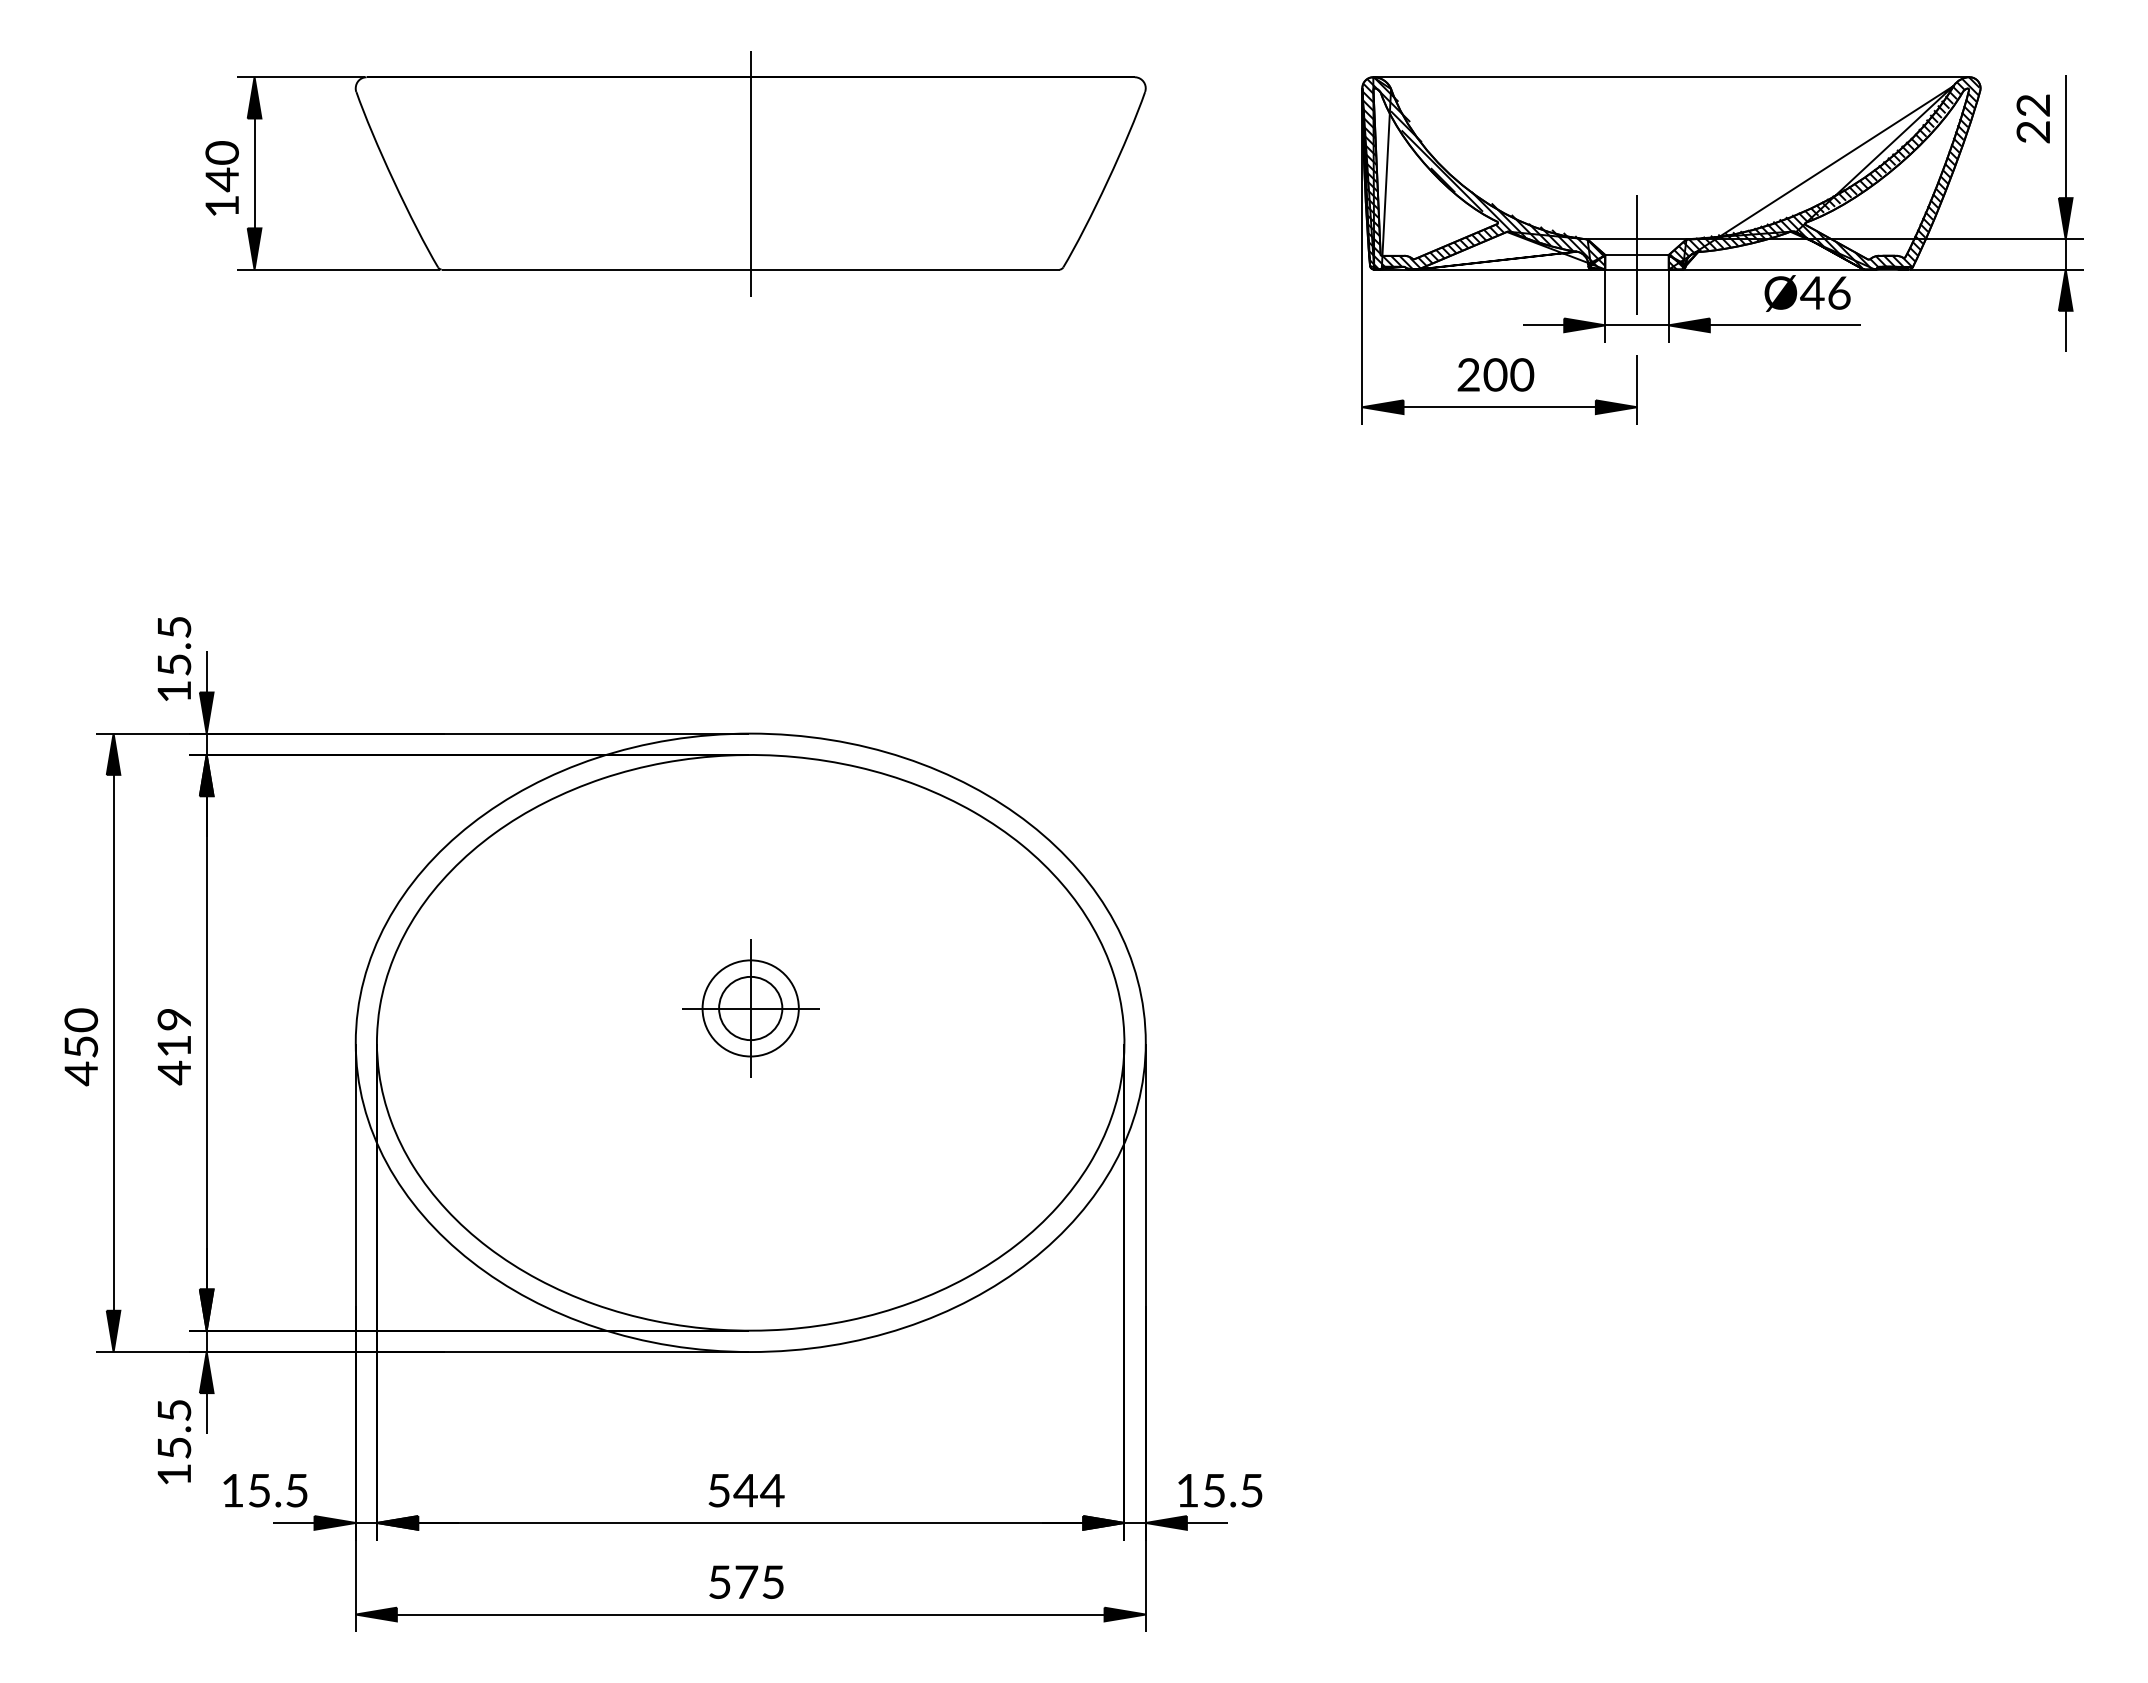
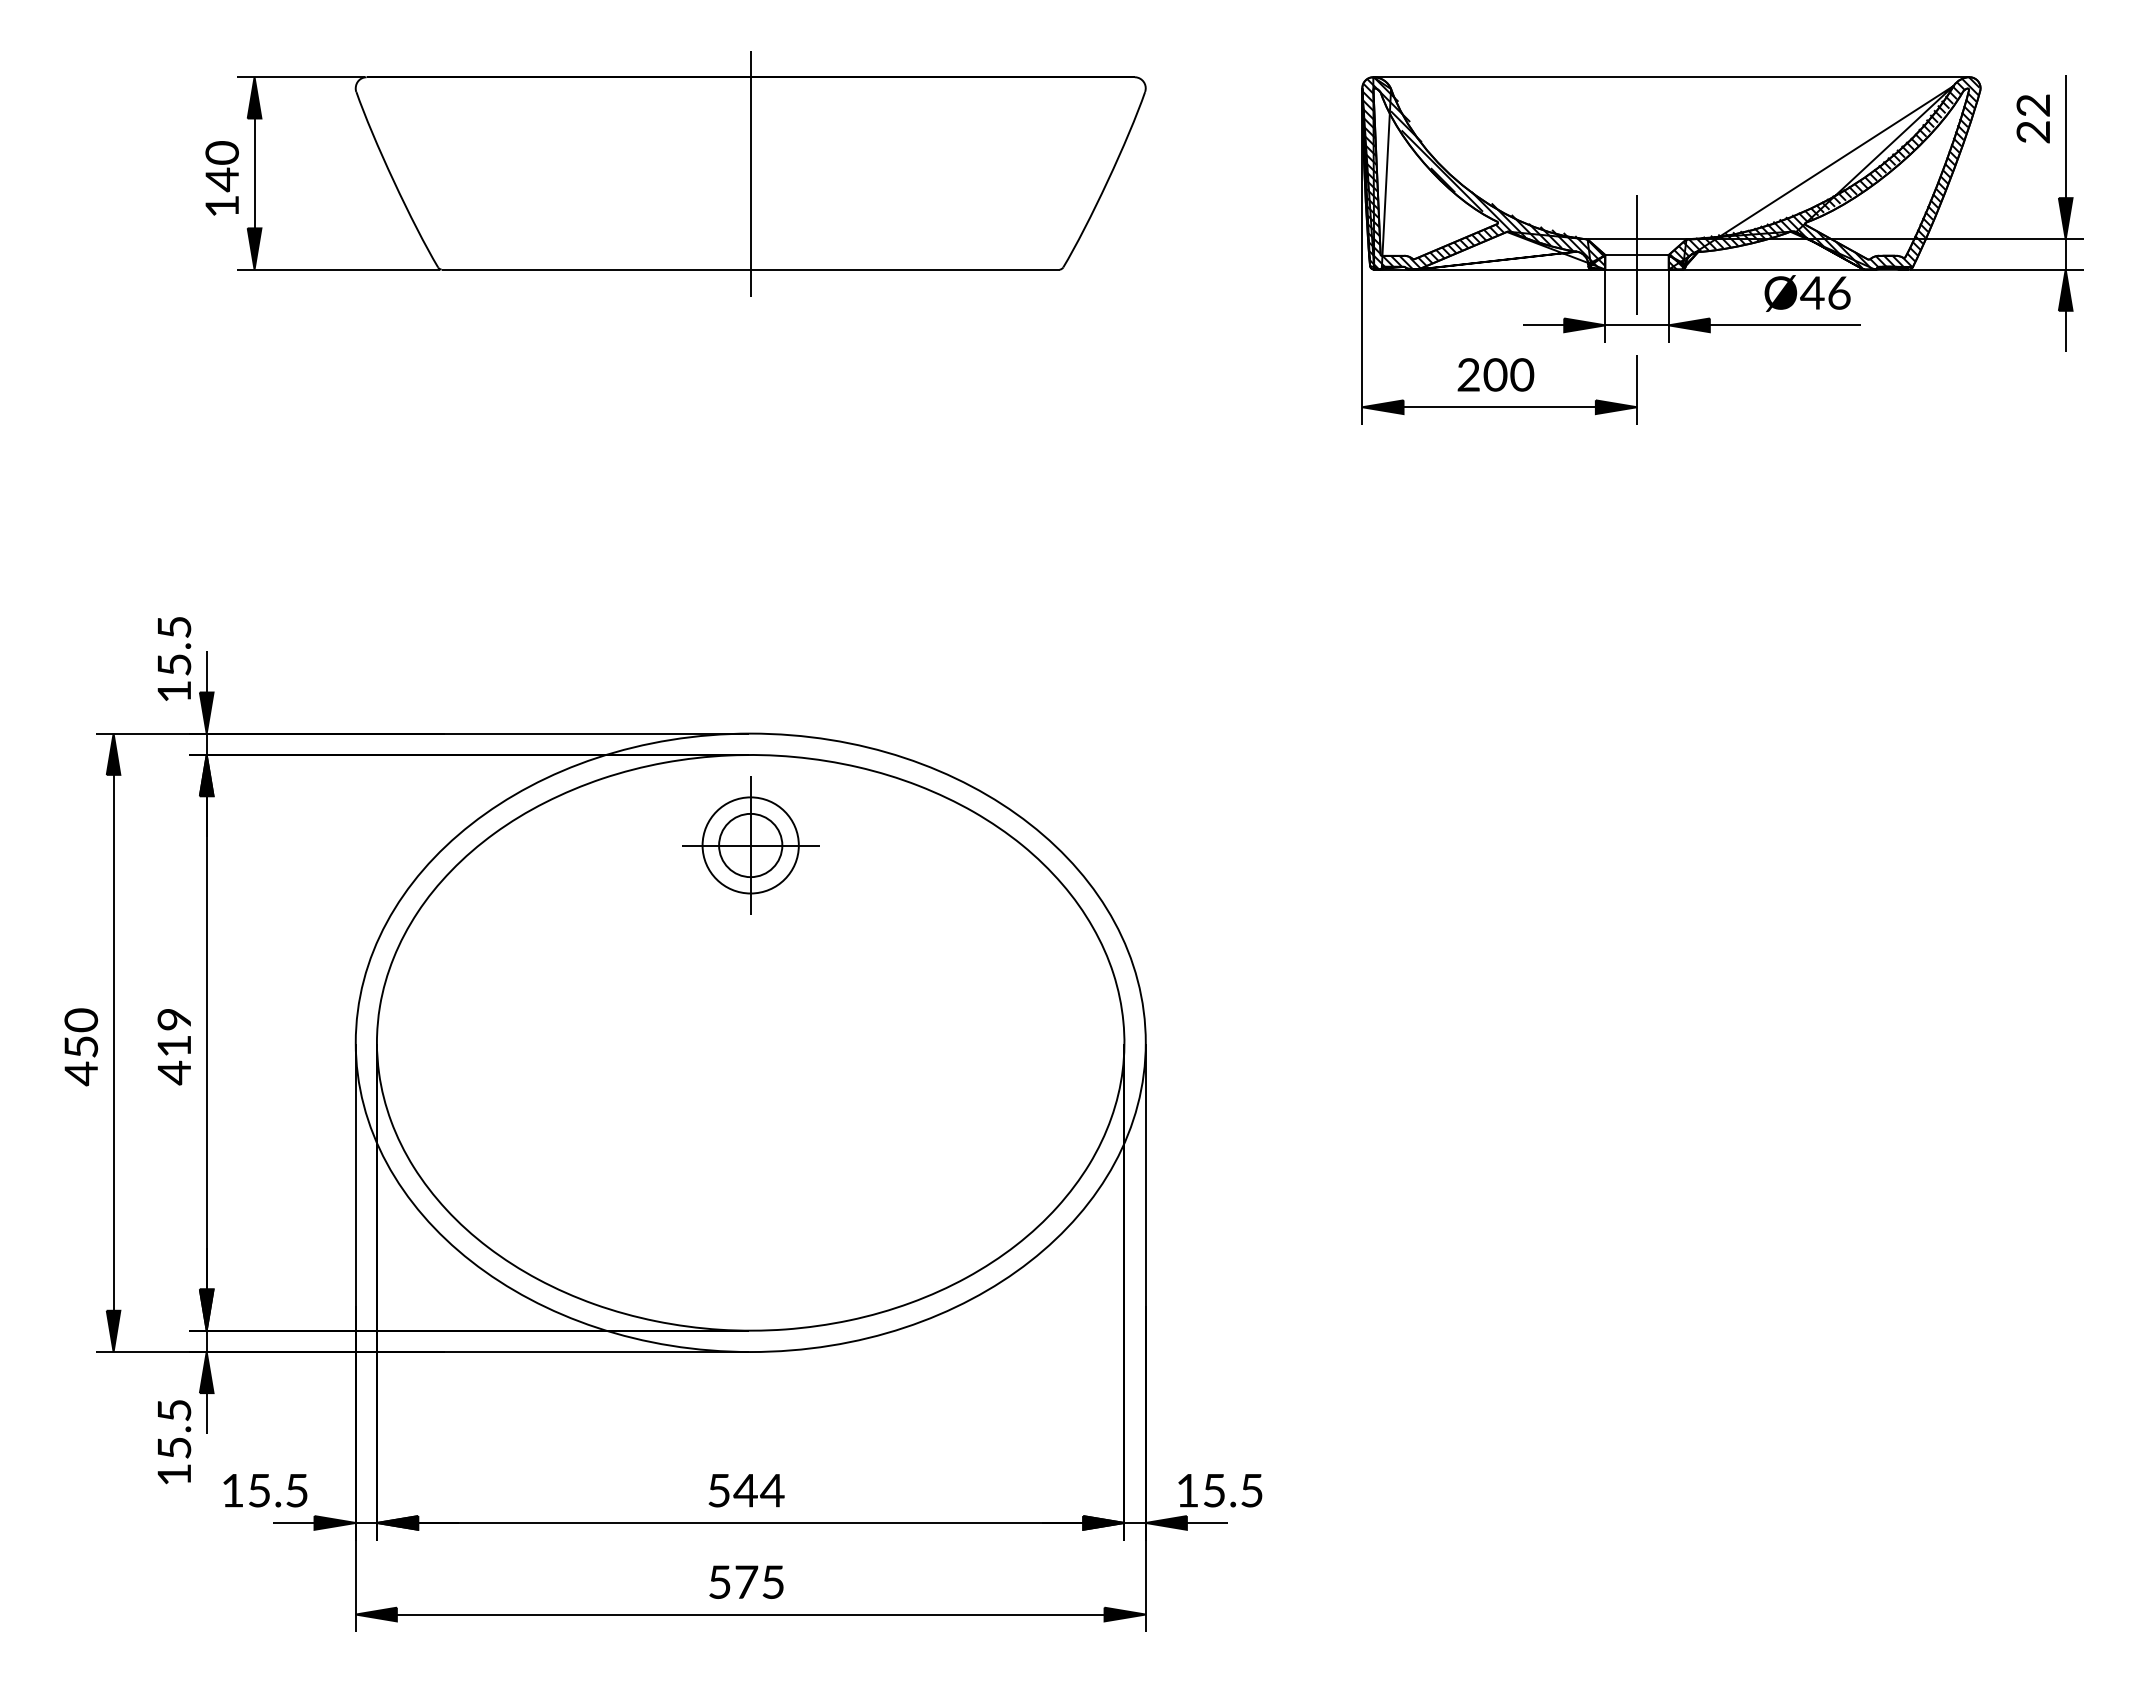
part position: (750, 1008) -> (750, 845) (750, 845)
